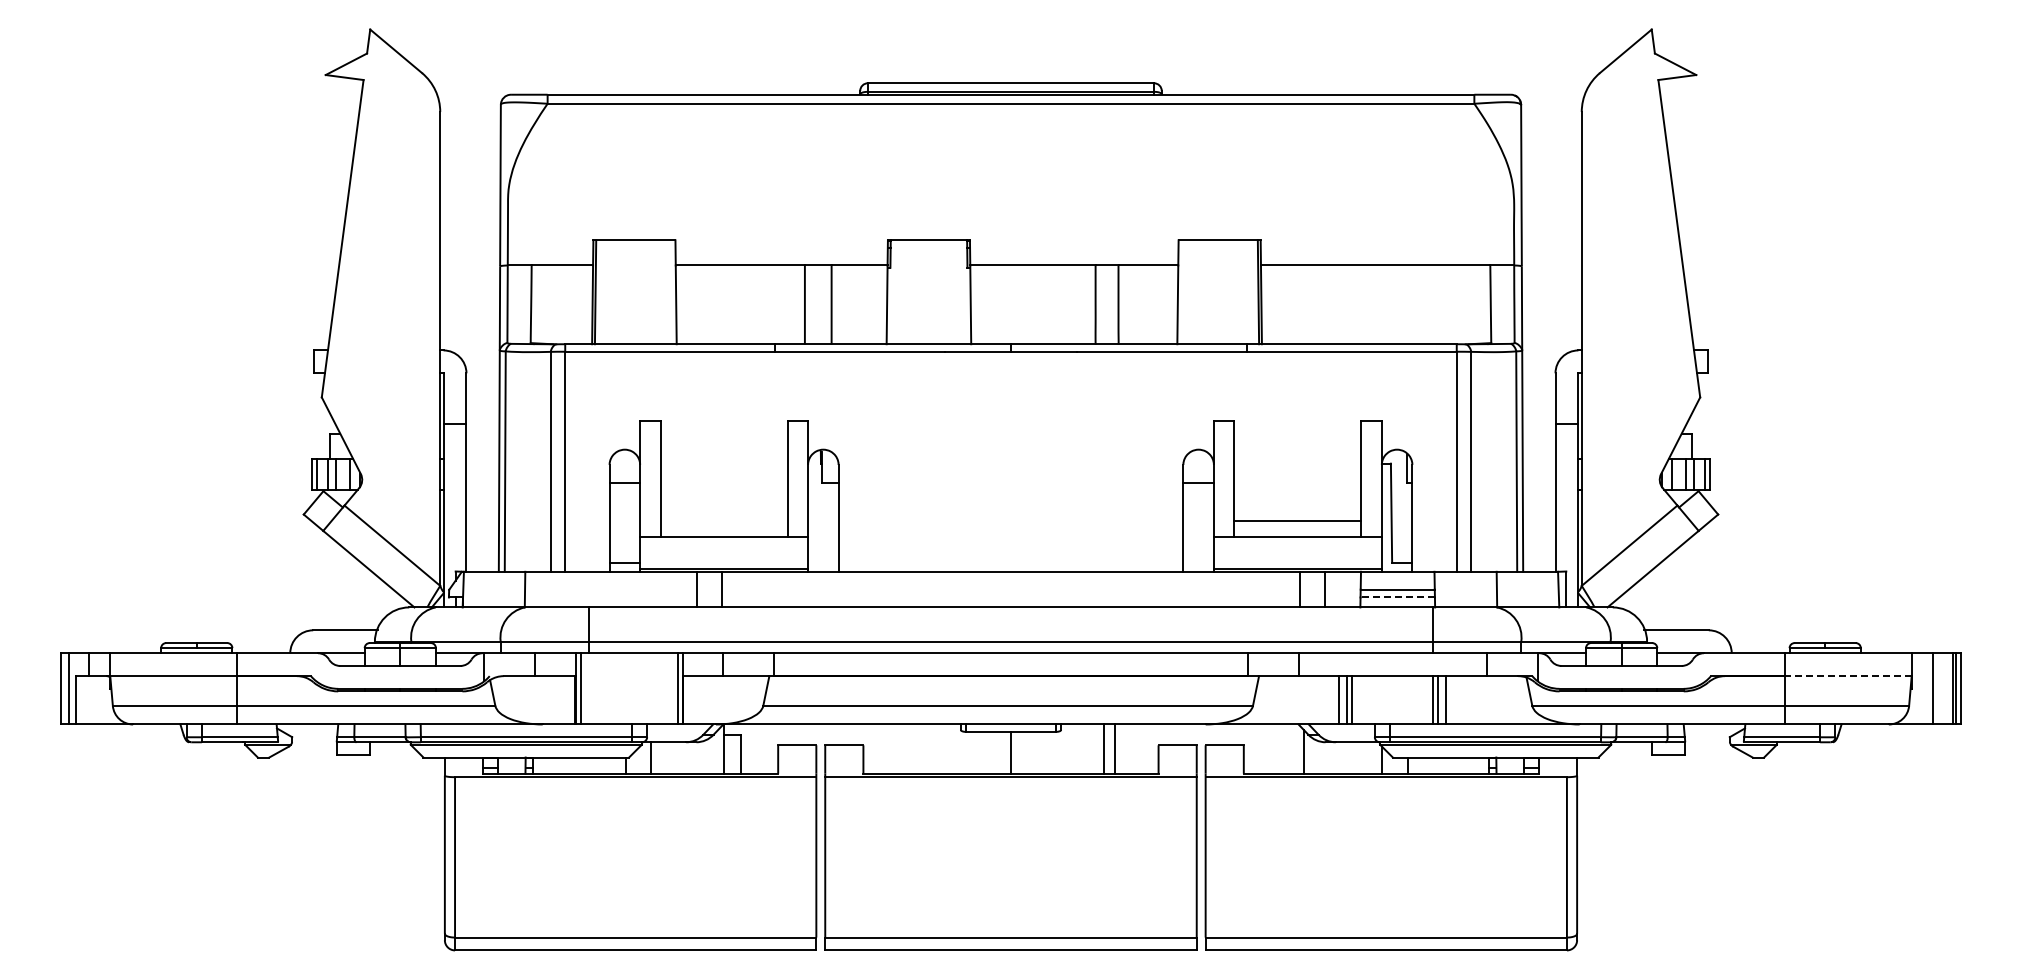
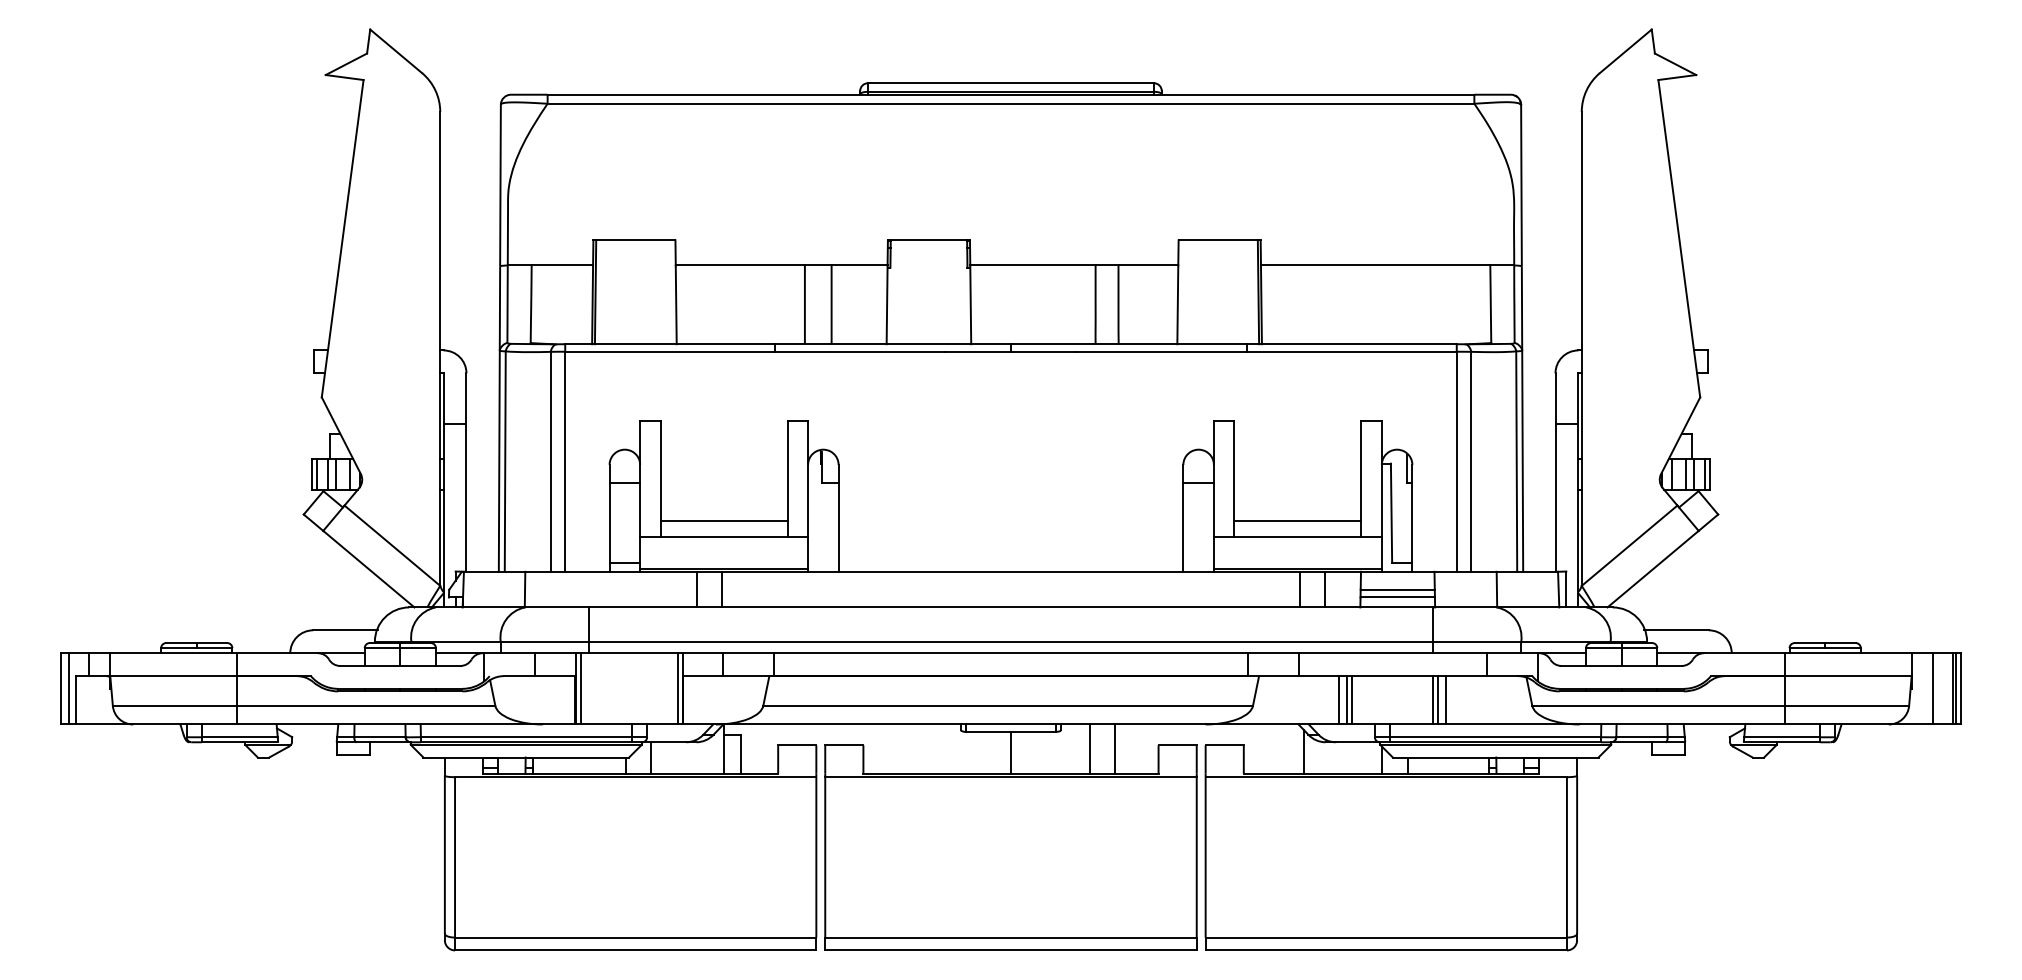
line: none -> present (723, 520)
line: dashed -> solid (1397, 597)
line: dashed -> solid (1847, 676)
line position: (1103, 748) -> (1089, 748) (1089, 748)
